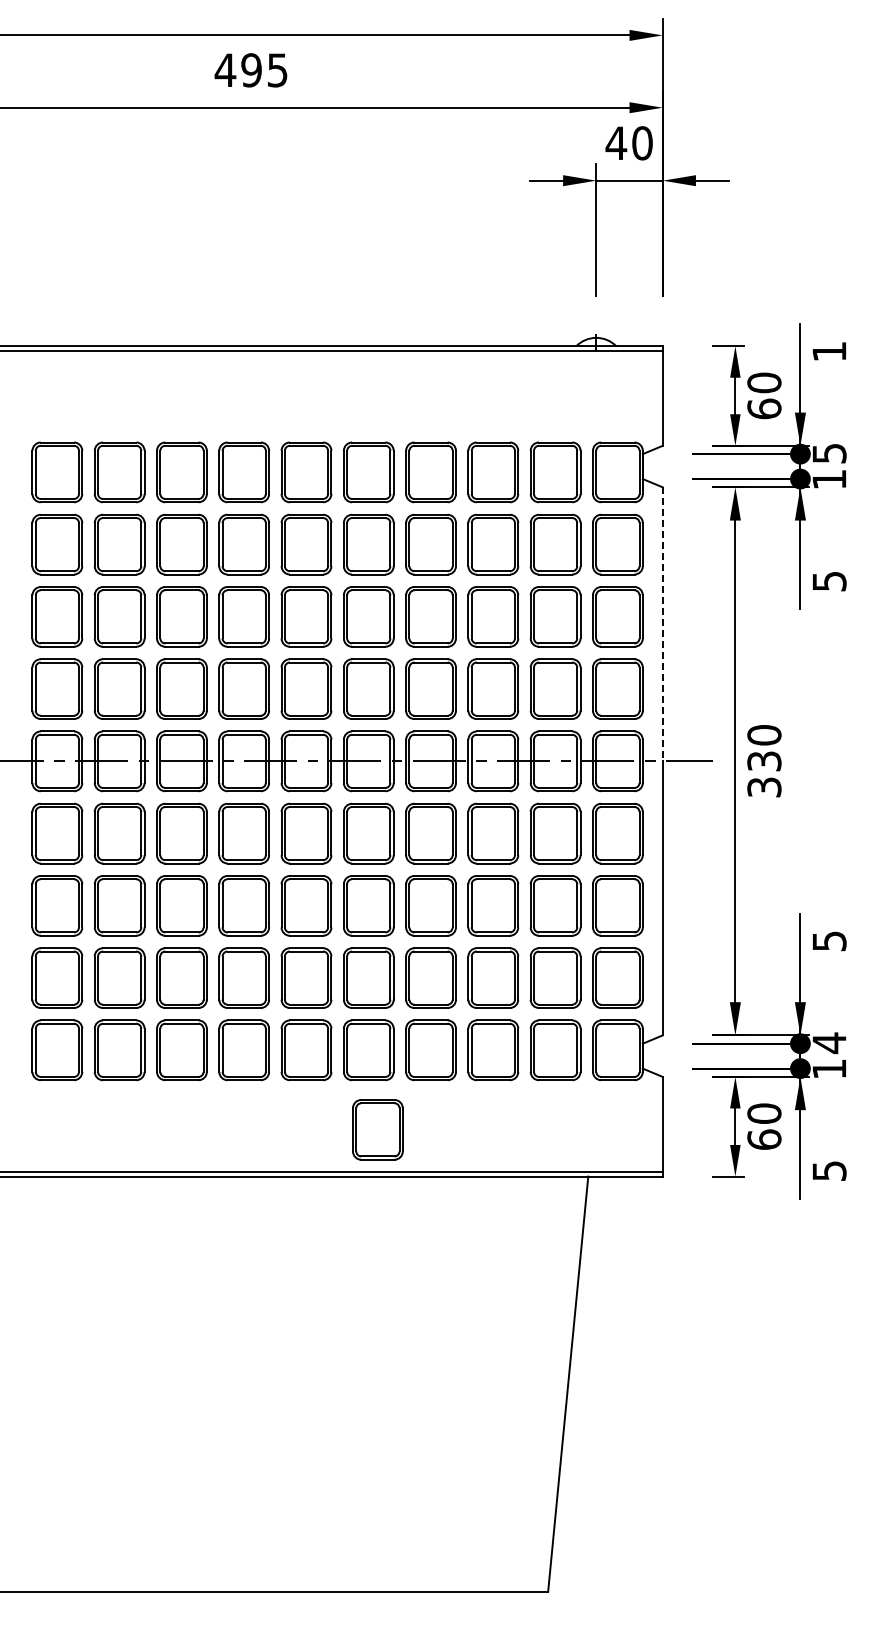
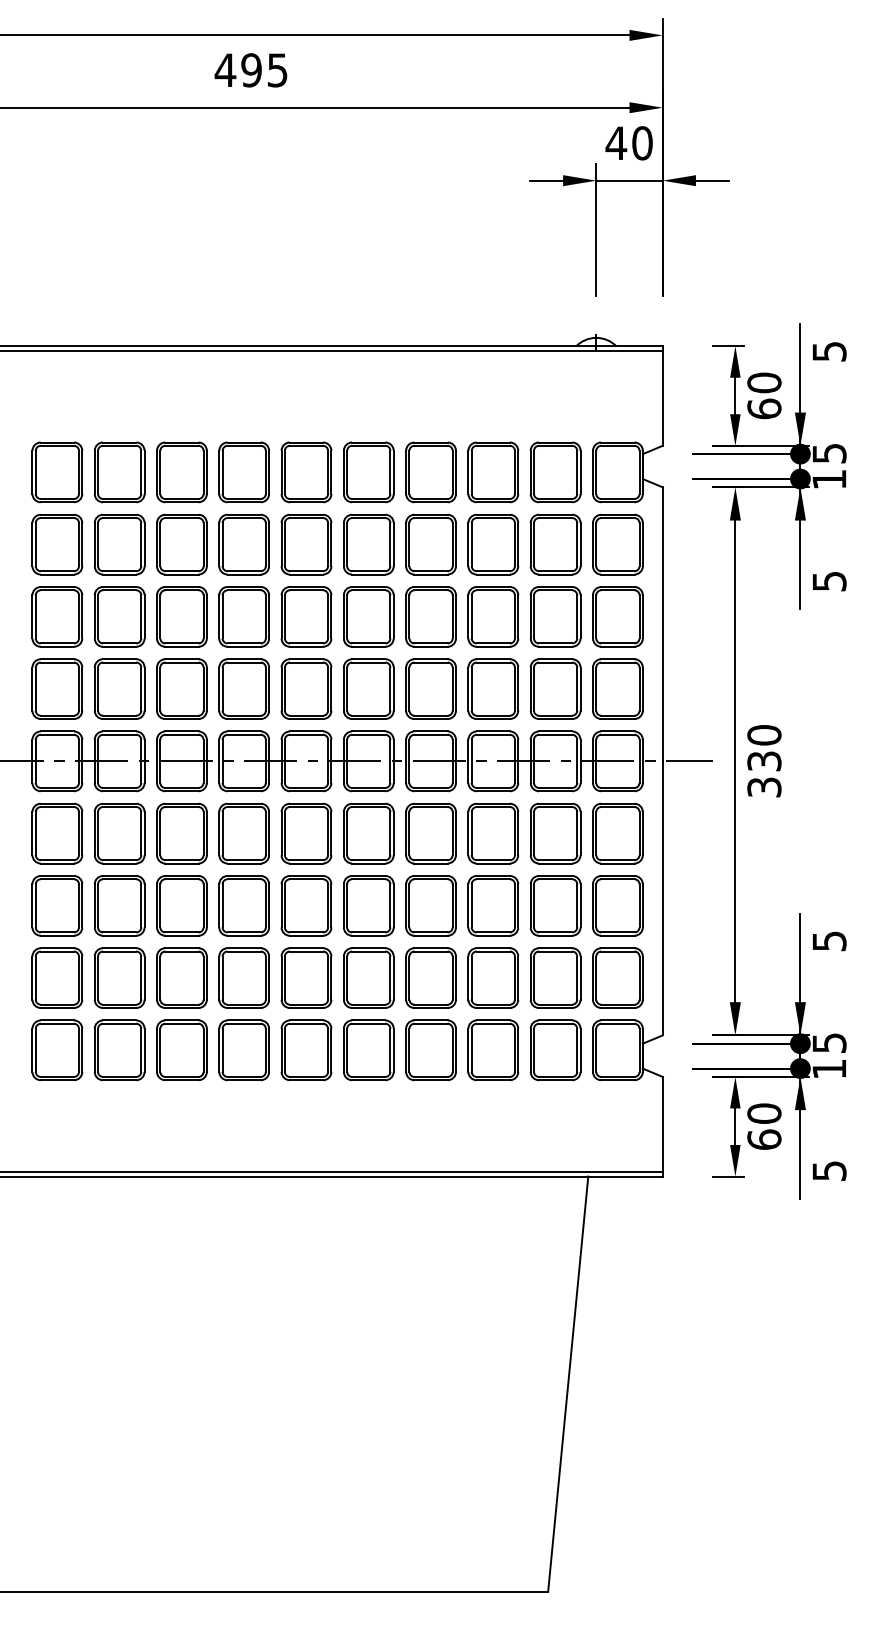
text: 1 -> 5 (829, 351)
line: dashed -> solid (662, 624)
text: 14 -> 15 (829, 1043)
part: present -> none (377, 1129)
